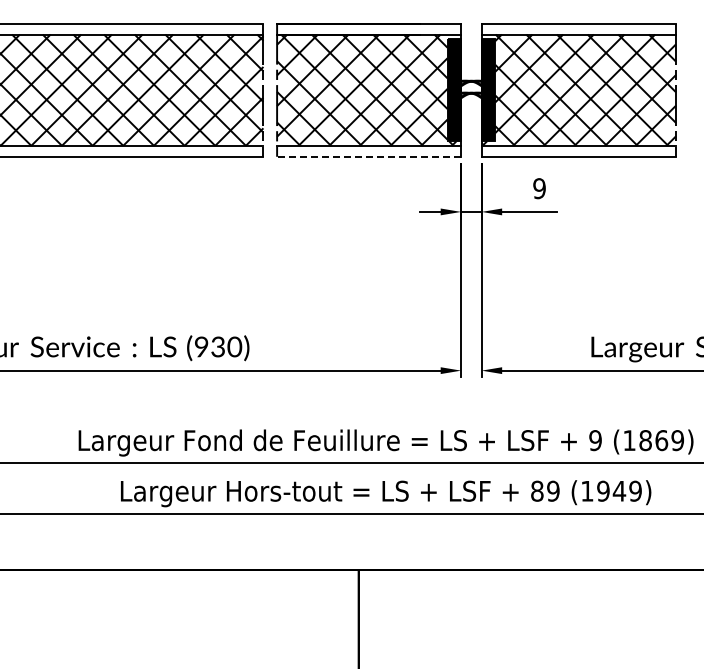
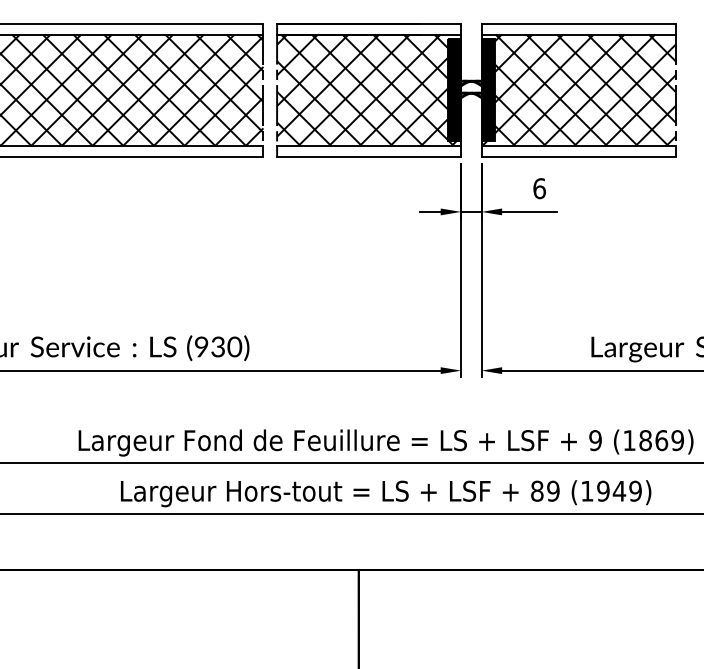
line: dashed -> solid (368, 156)
text: 9 -> 6 (539, 188)
